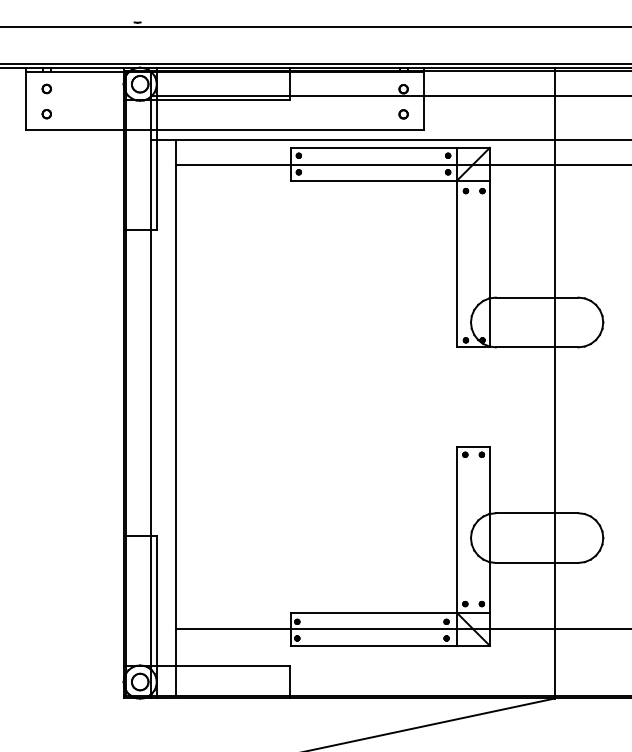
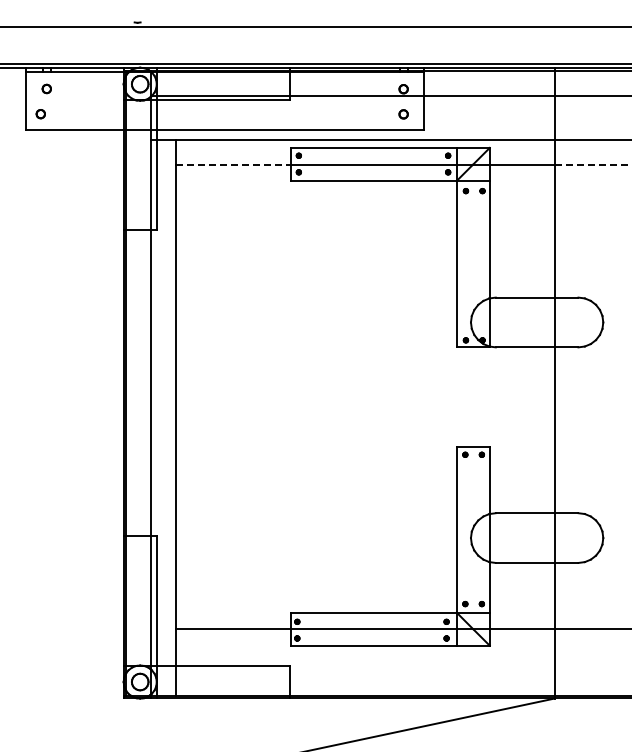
part position: (46, 114) -> (40, 114) (40, 114)
line: solid -> dashed (233, 164)
line: solid -> dashed (593, 164)
